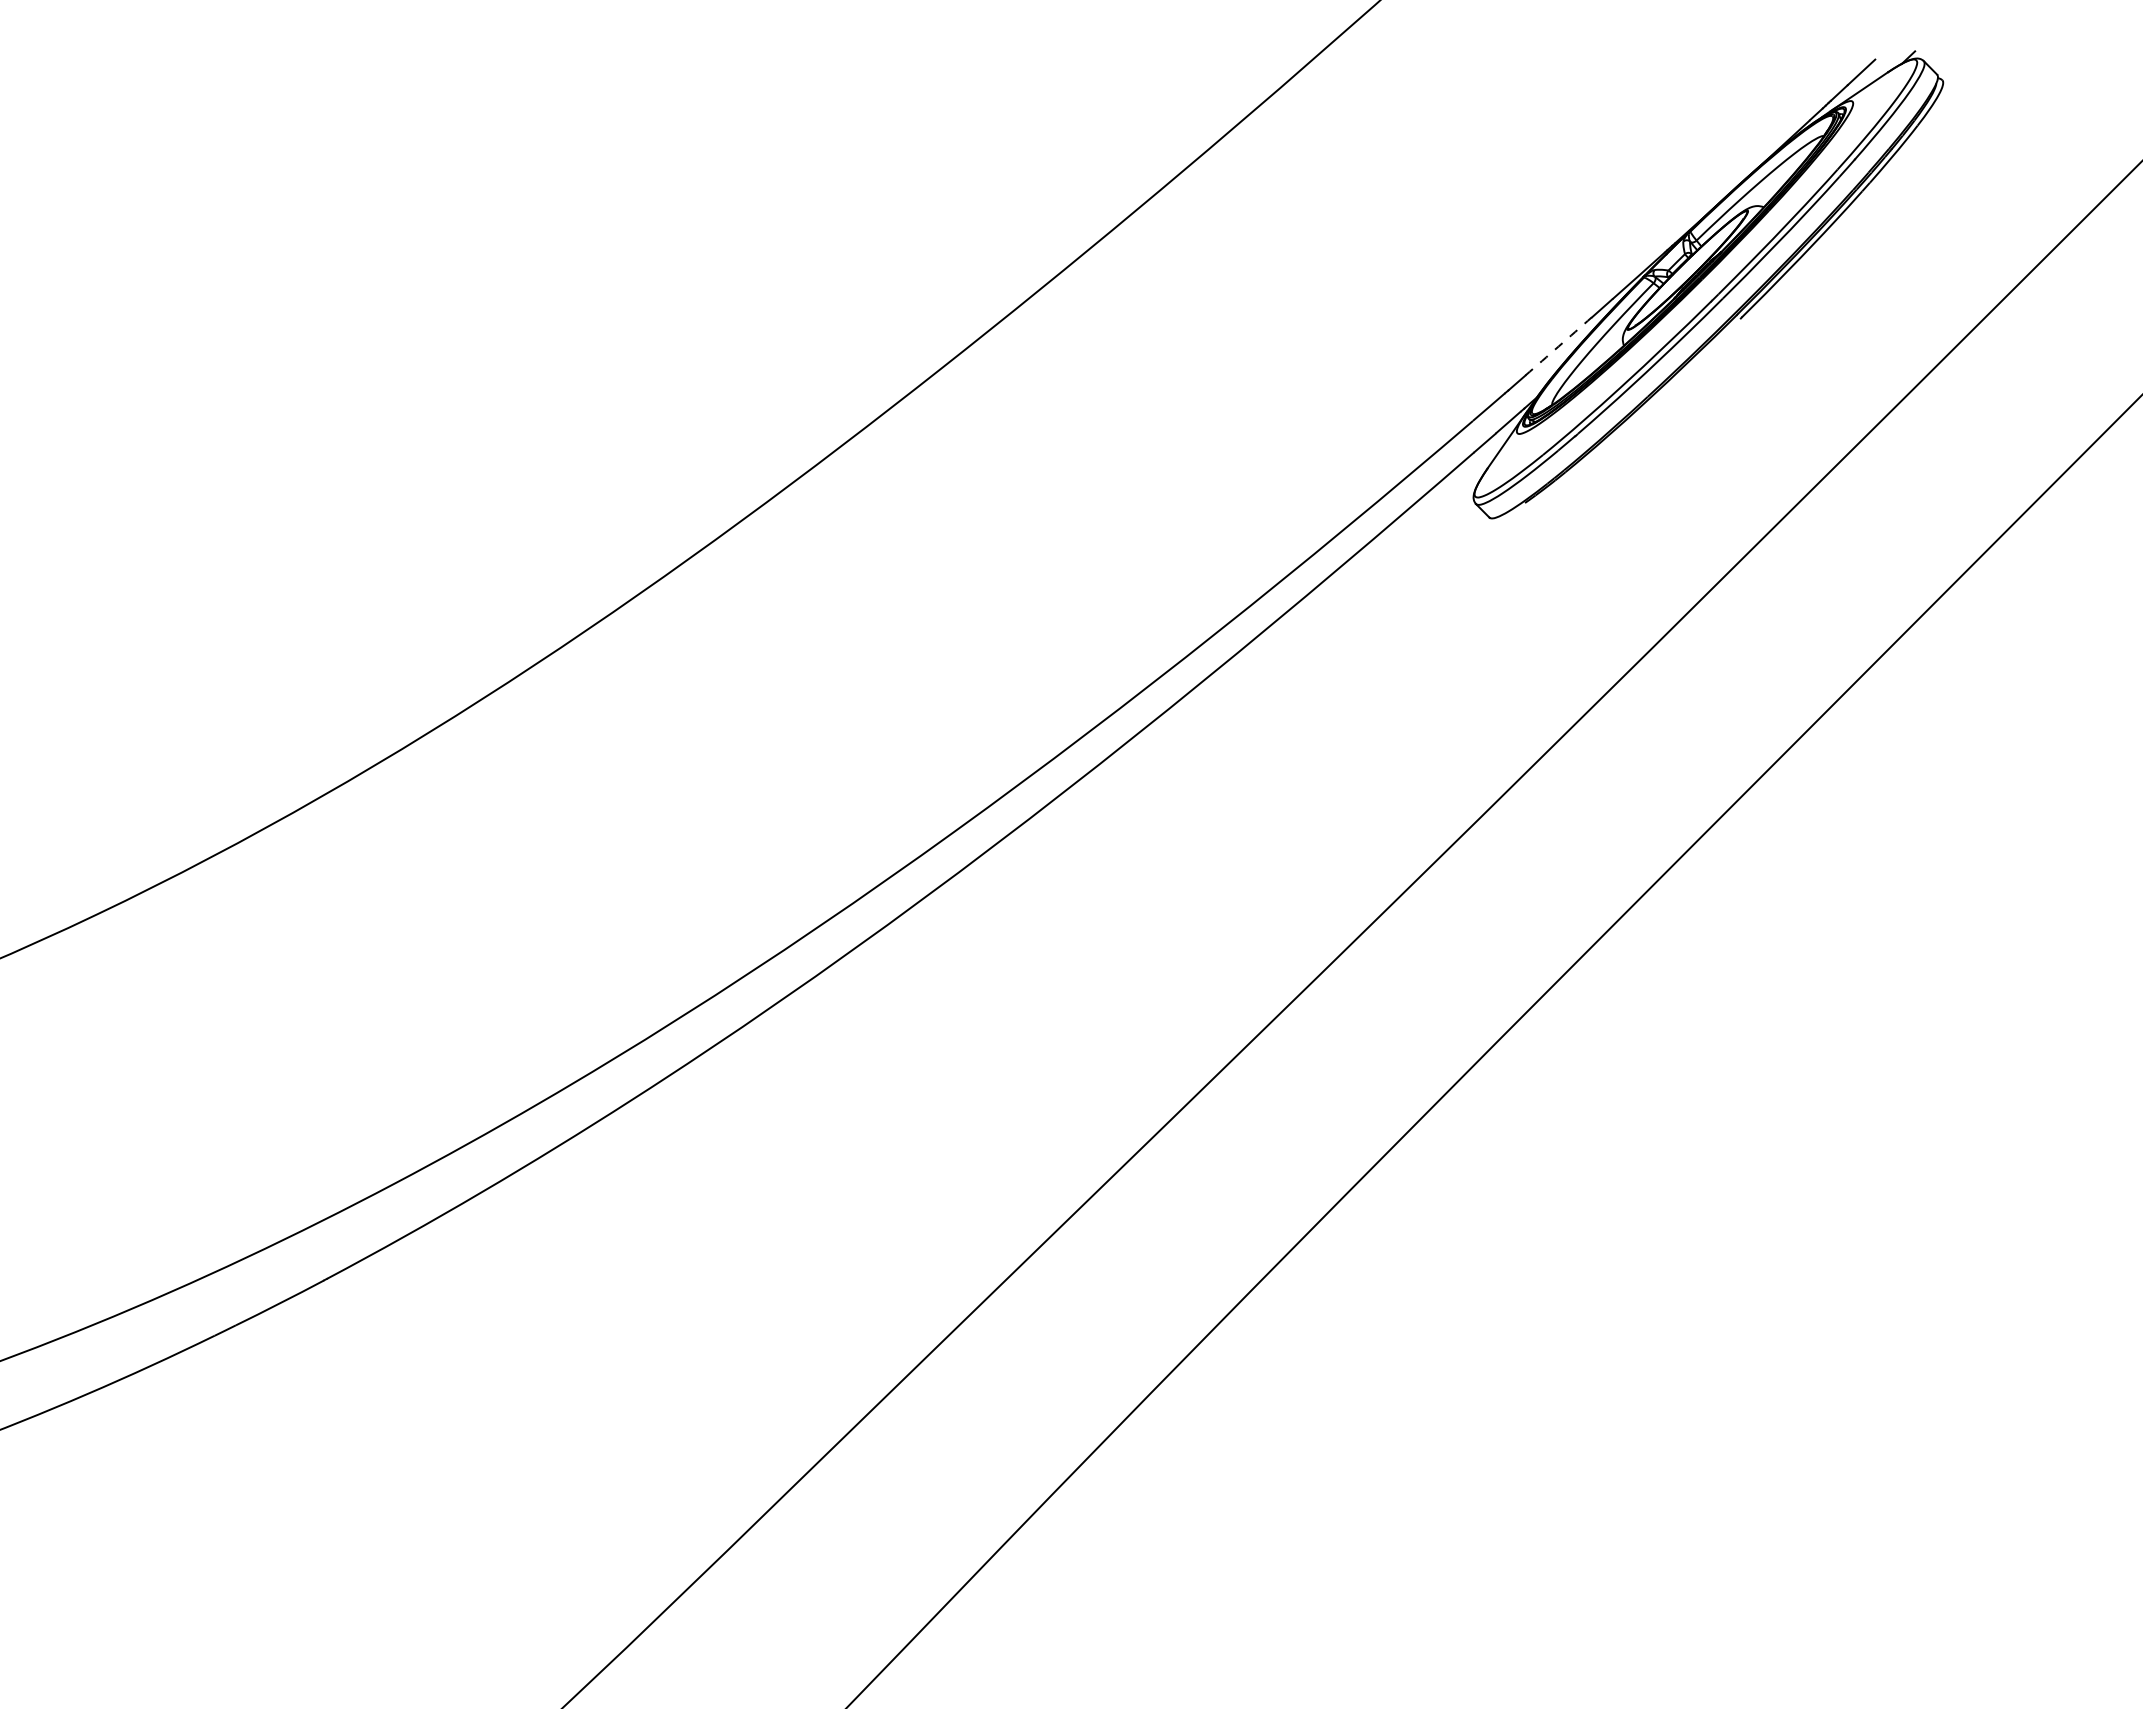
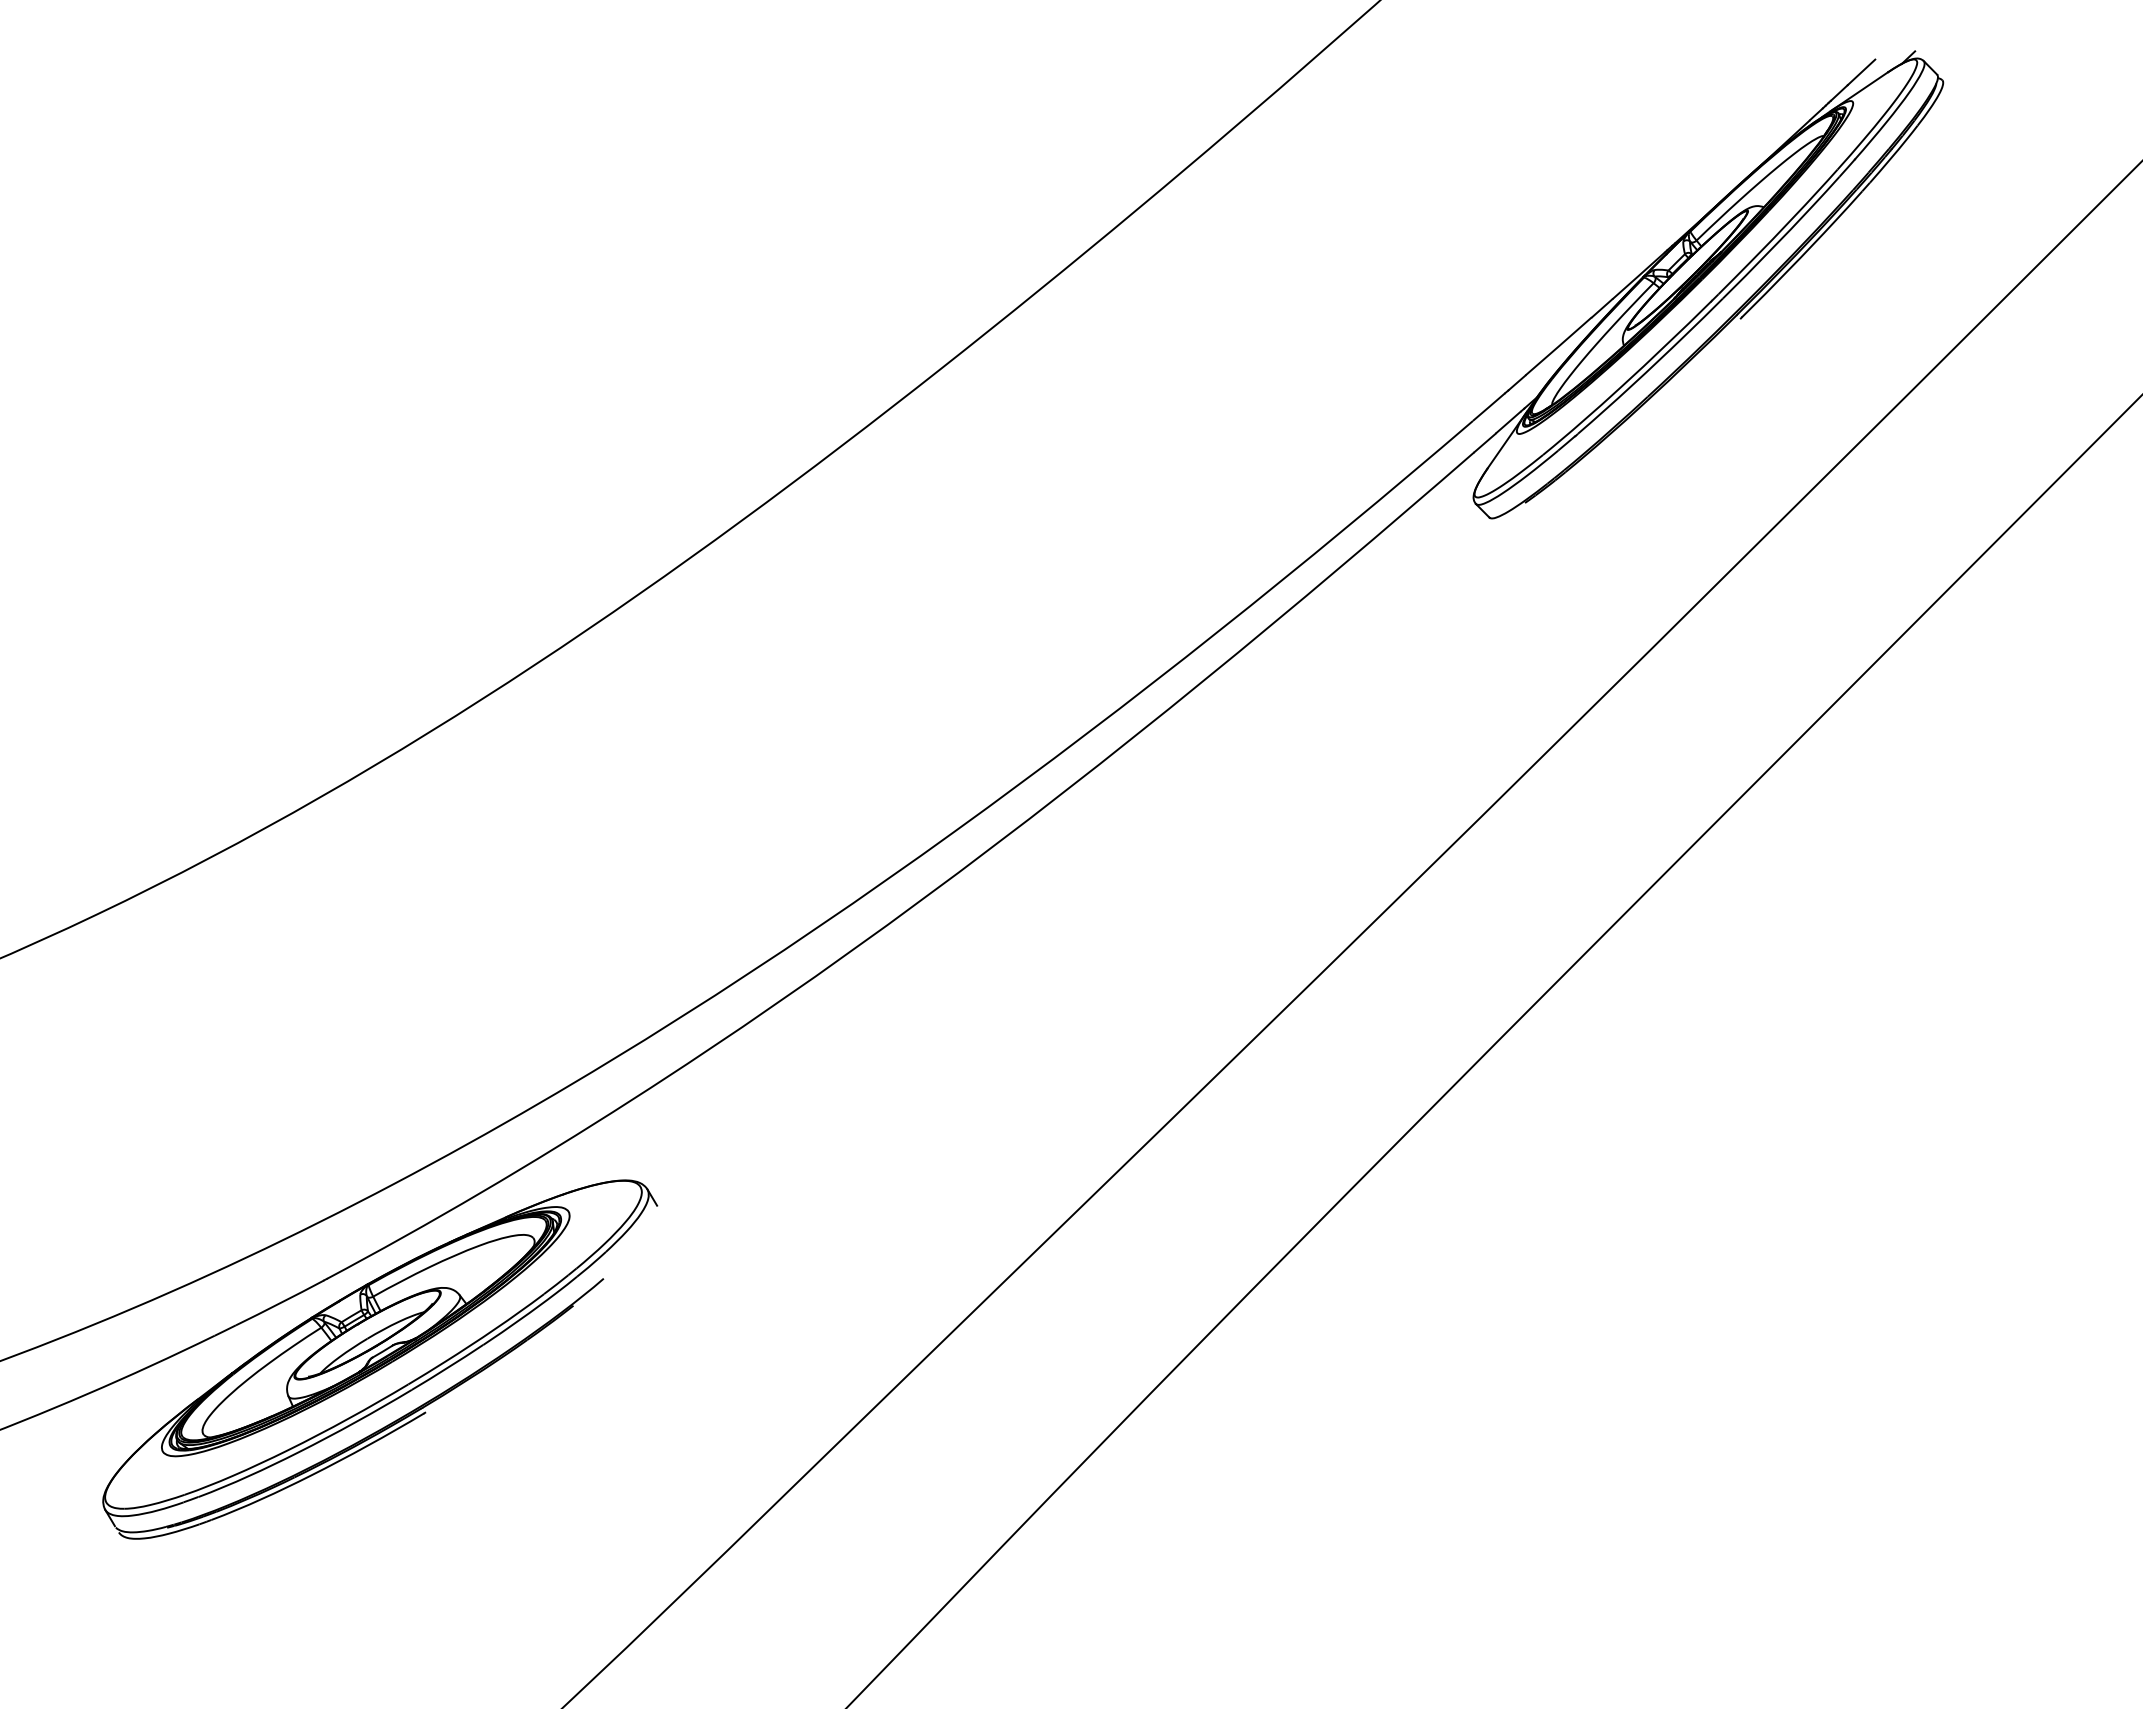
arc: dashed -> solid (1558, 346)
part: none -> present (380, 1359)
